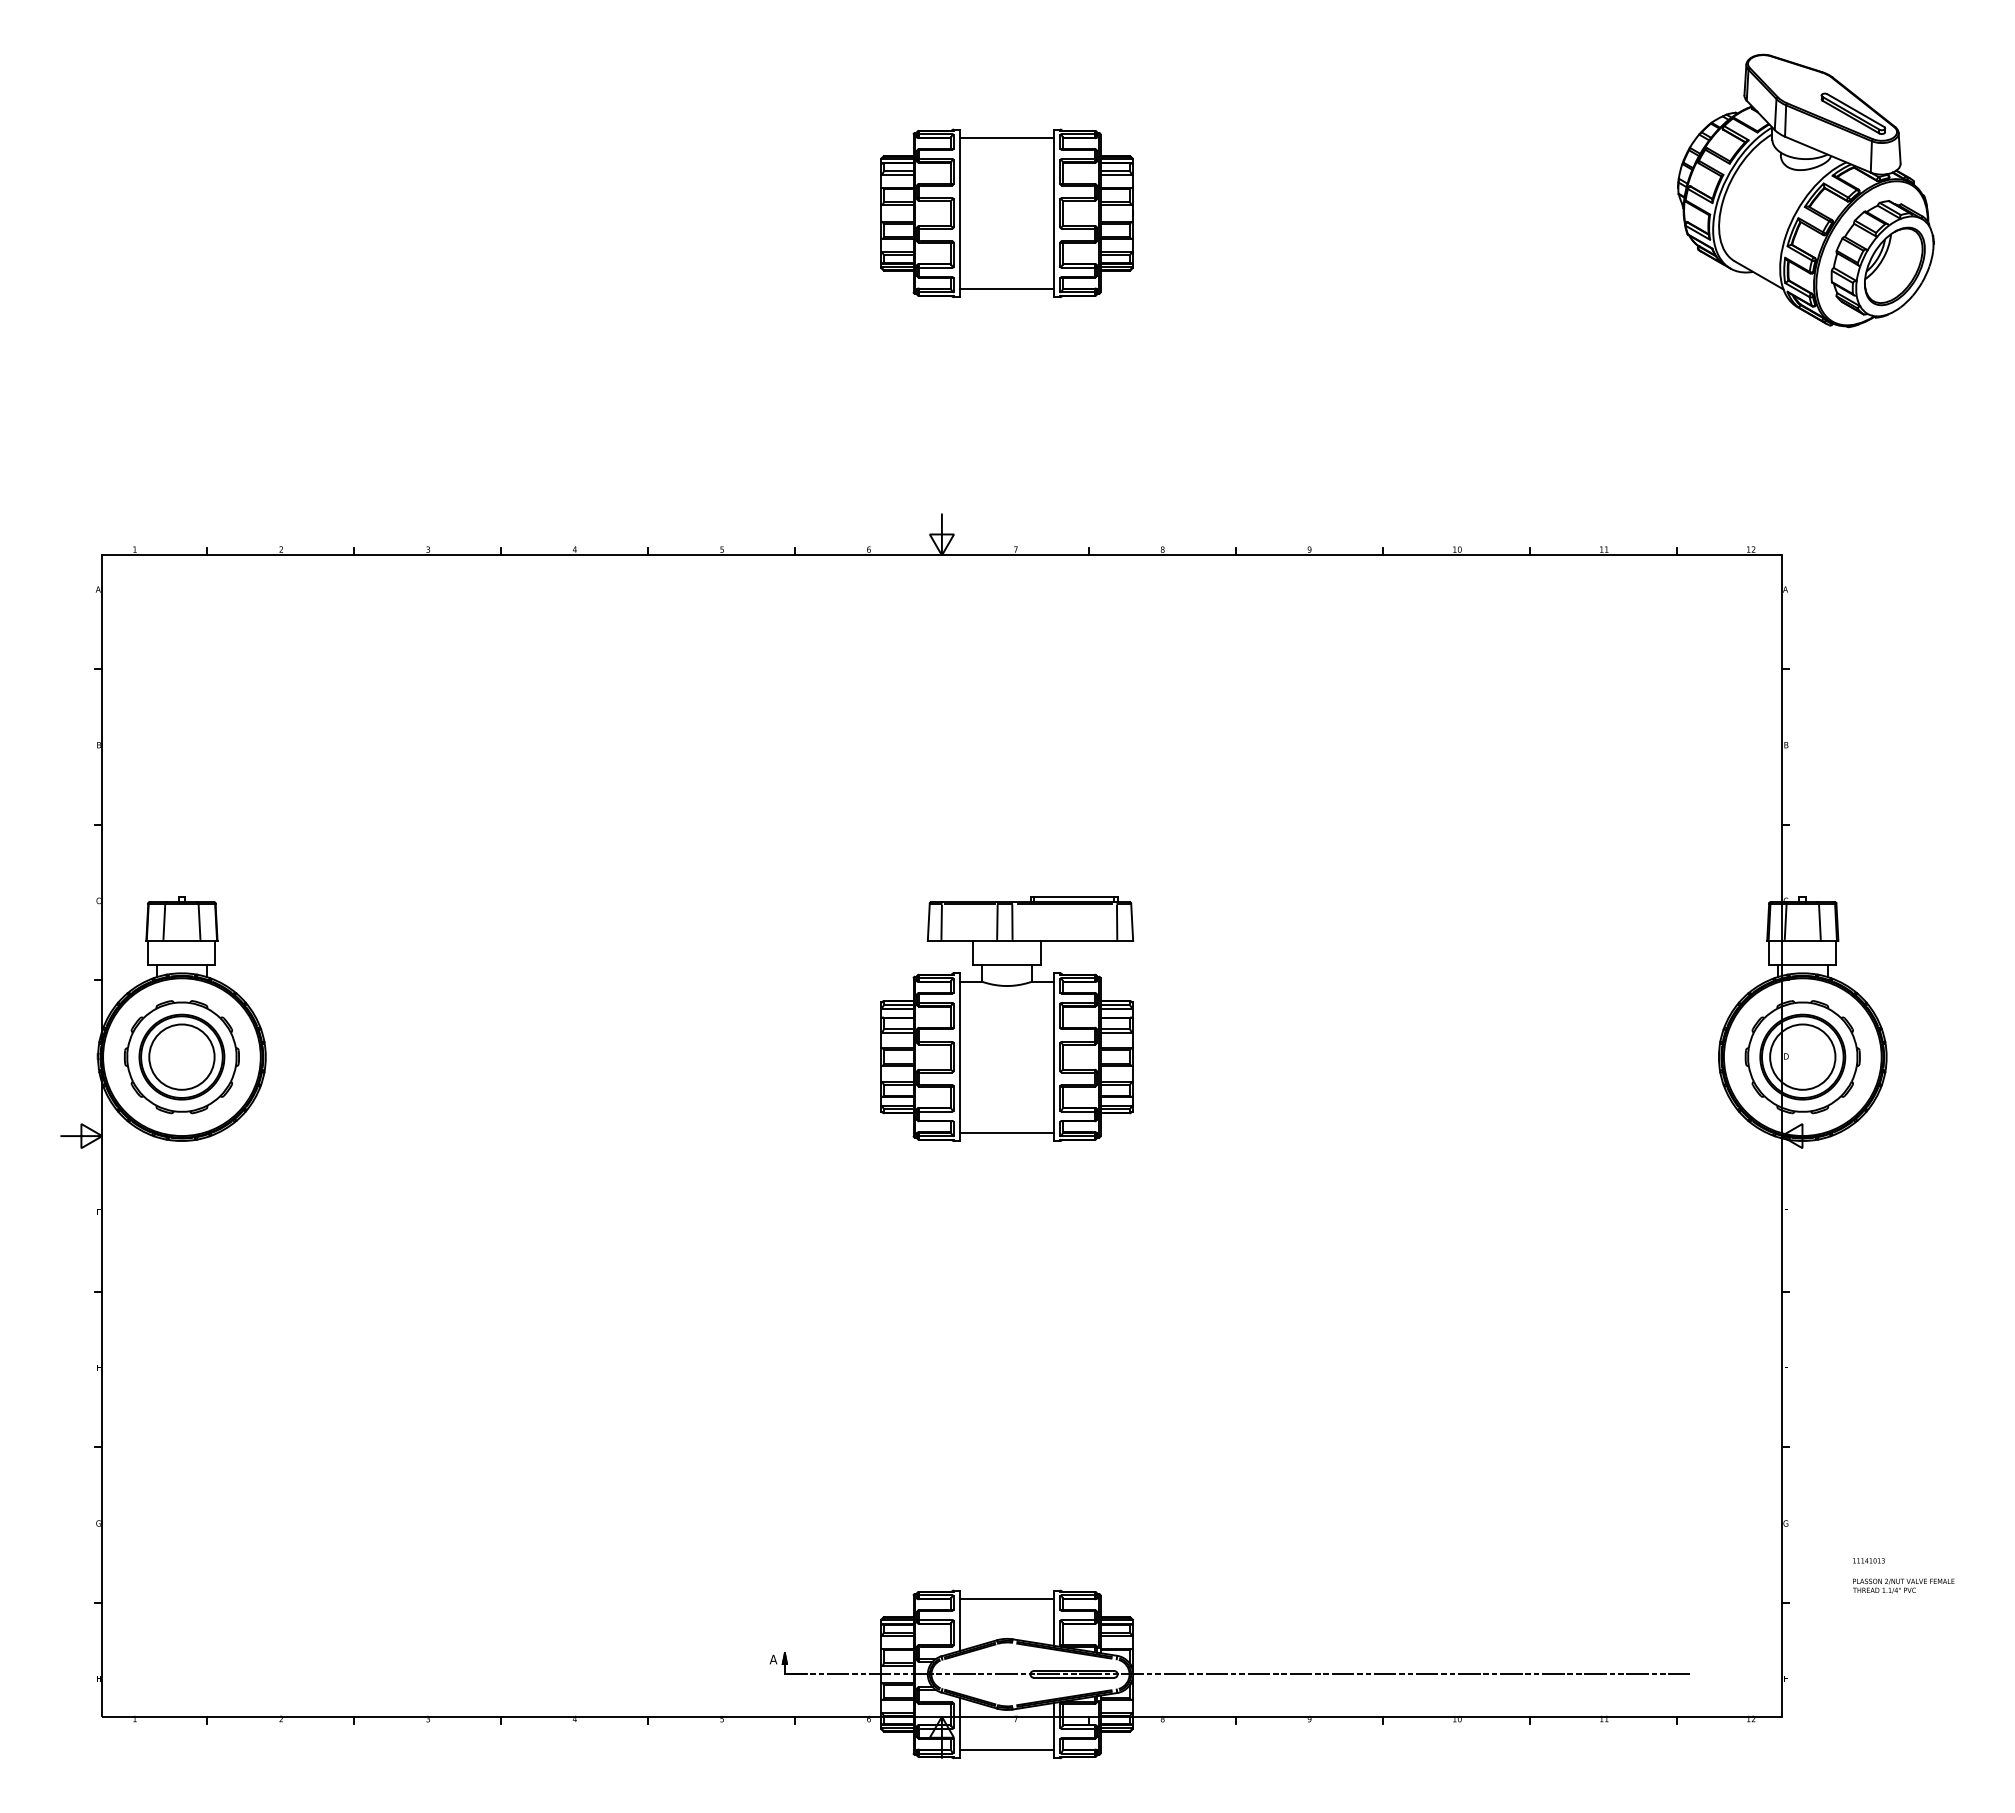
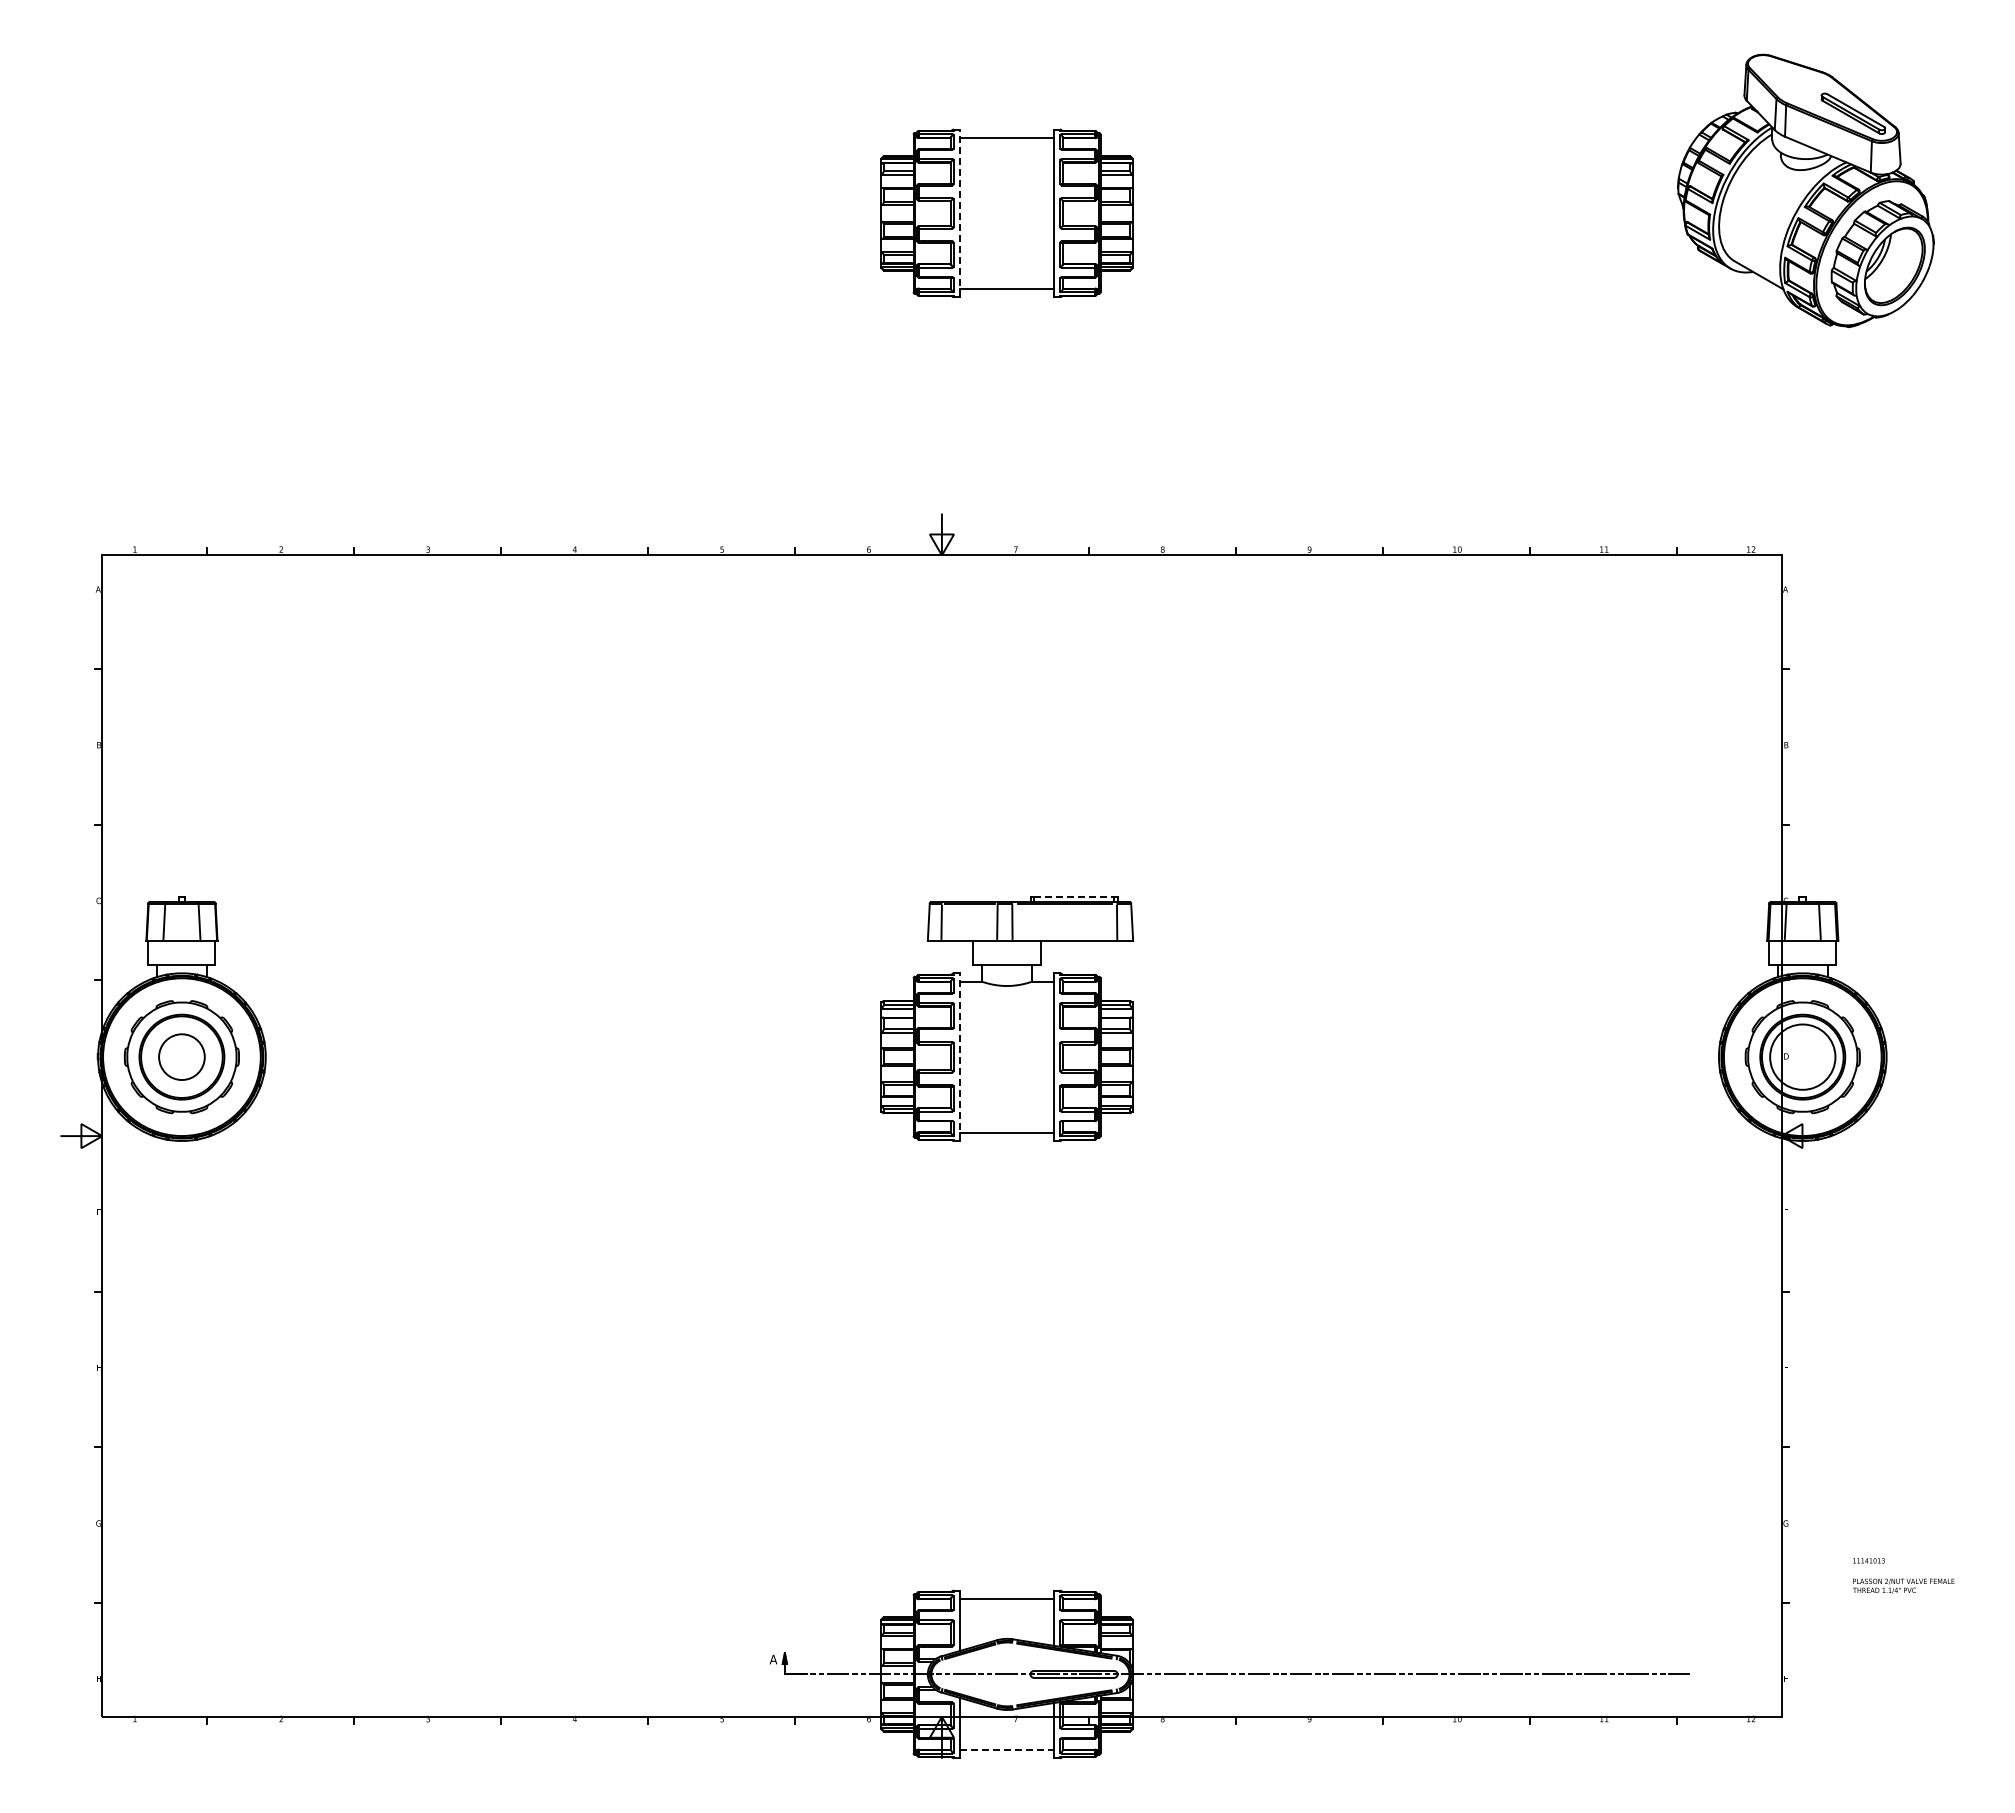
line: solid -> dashed (959, 213)
line: solid -> dashed (1074, 897)
circle diameter: 65 px -> 46 px (181, 1057)
line: solid -> dashed (959, 1057)
line: solid -> dashed (1007, 1749)
